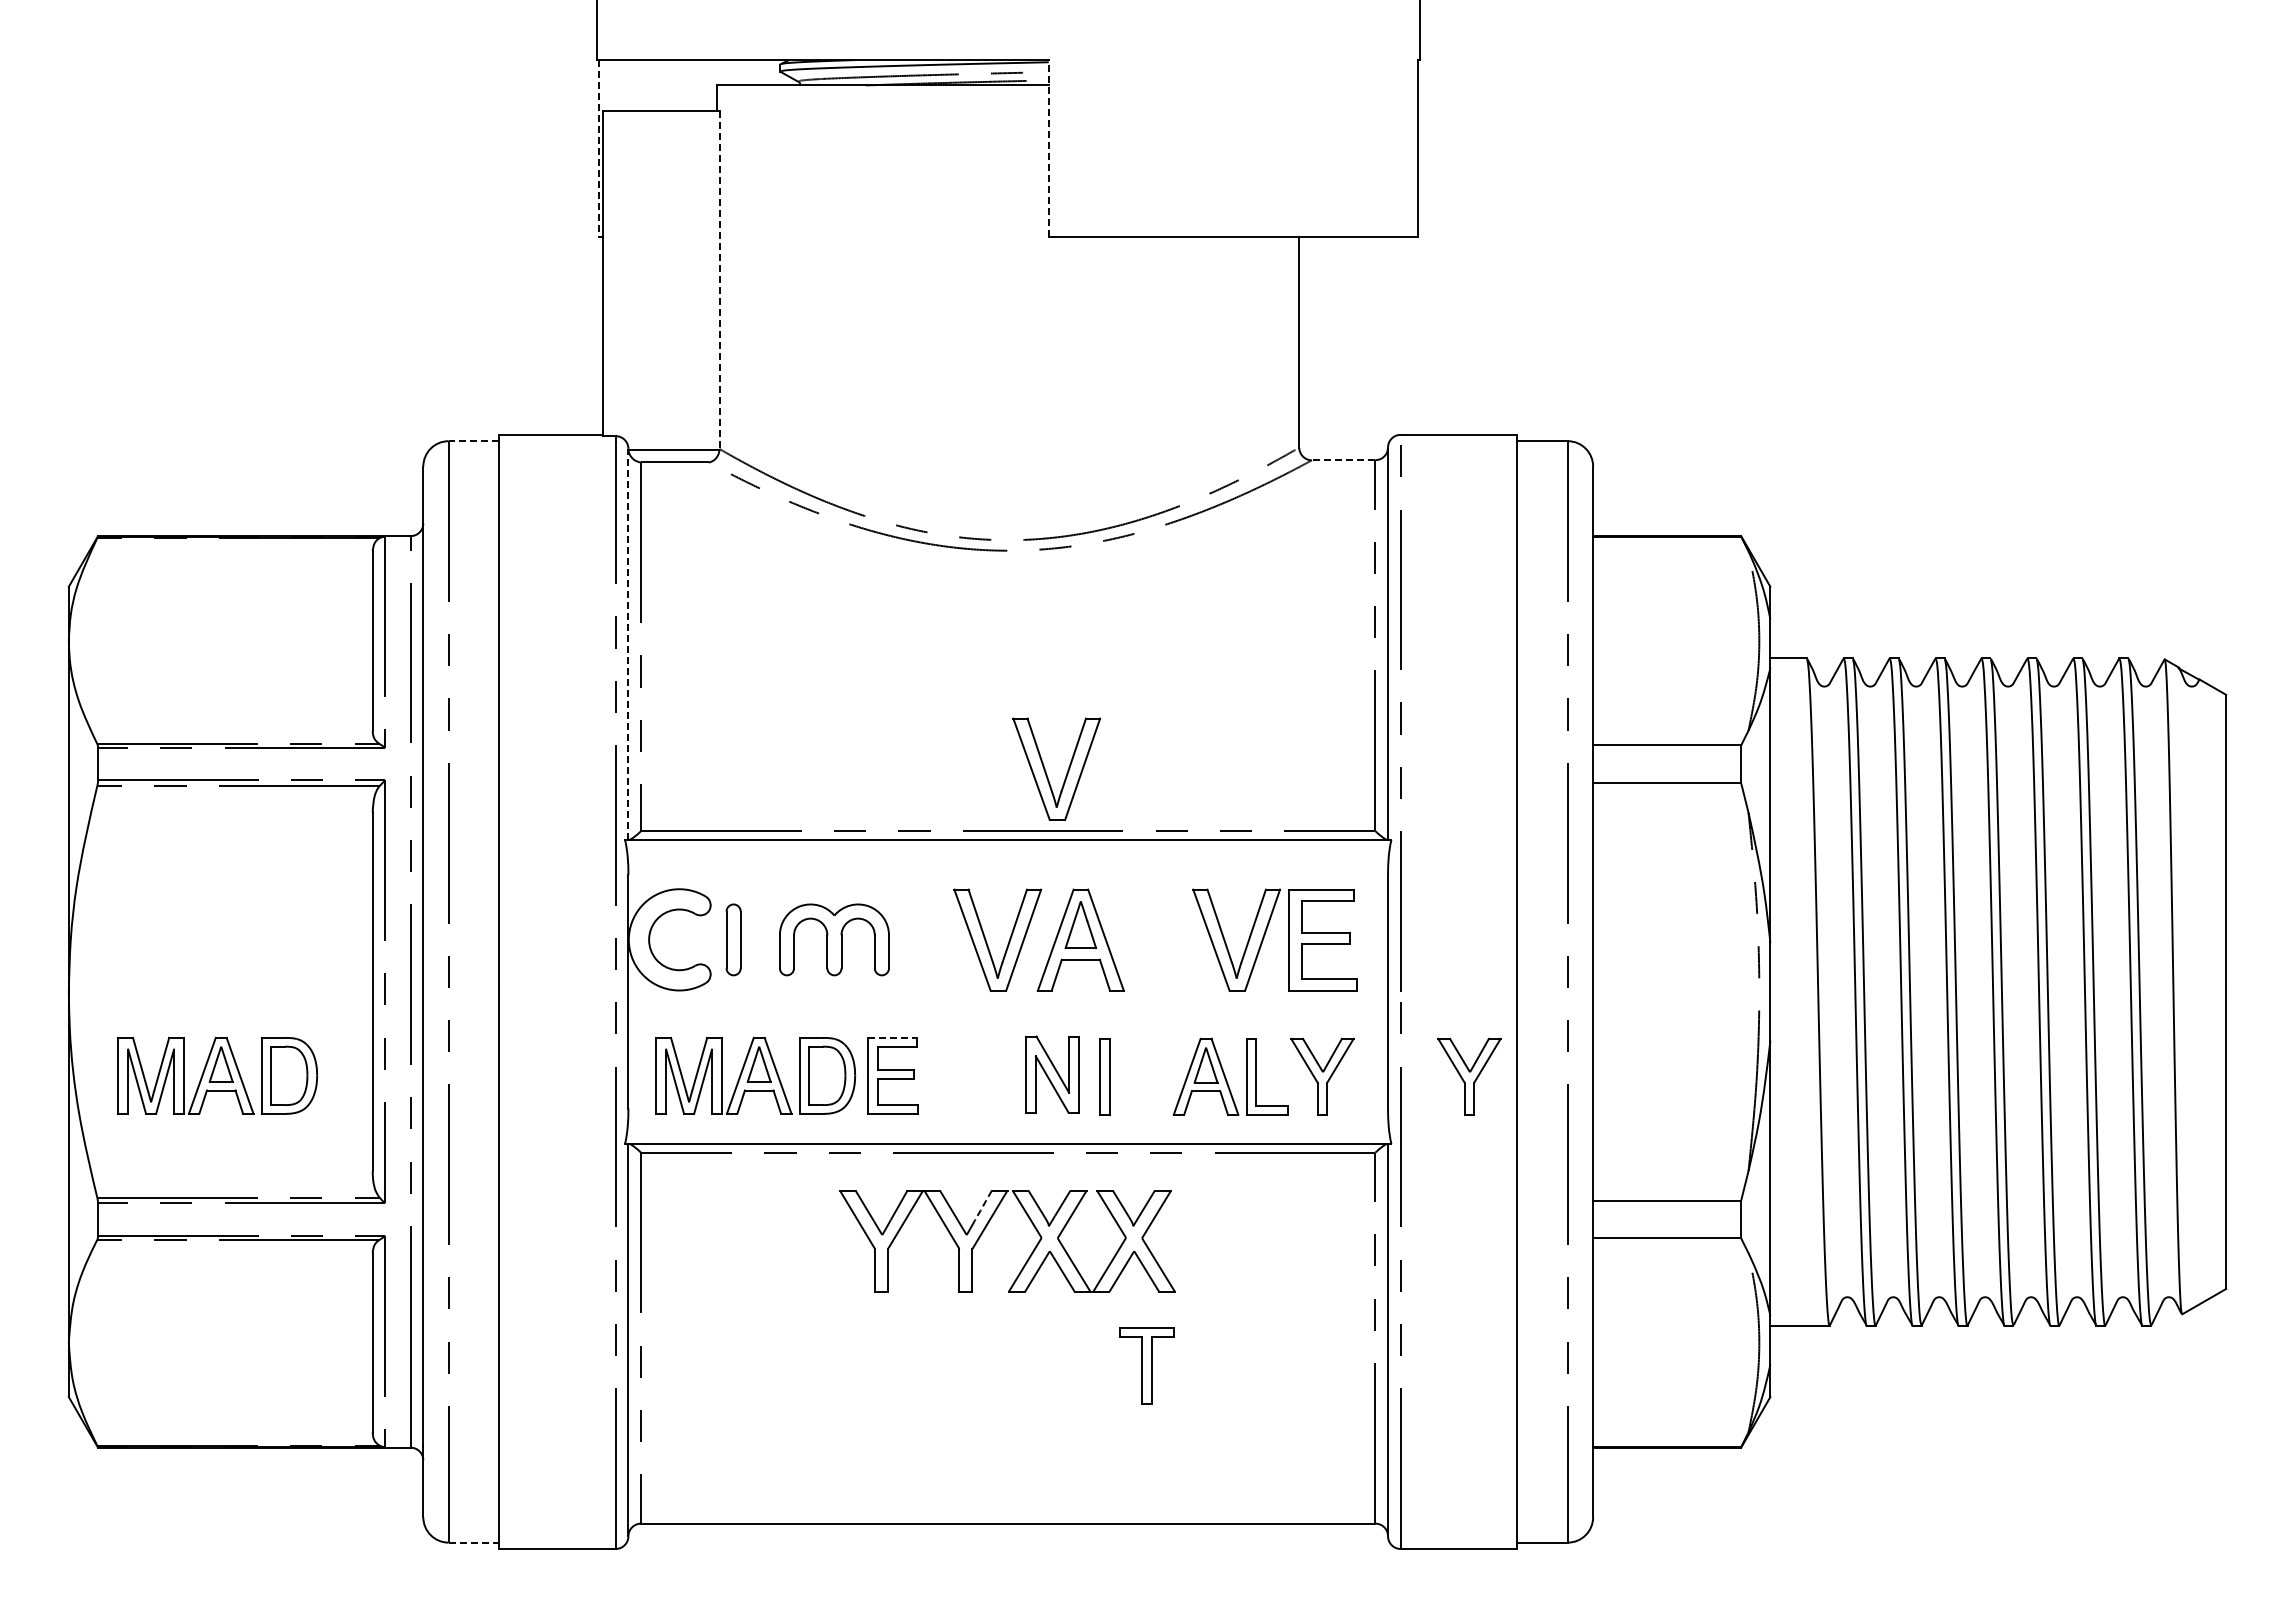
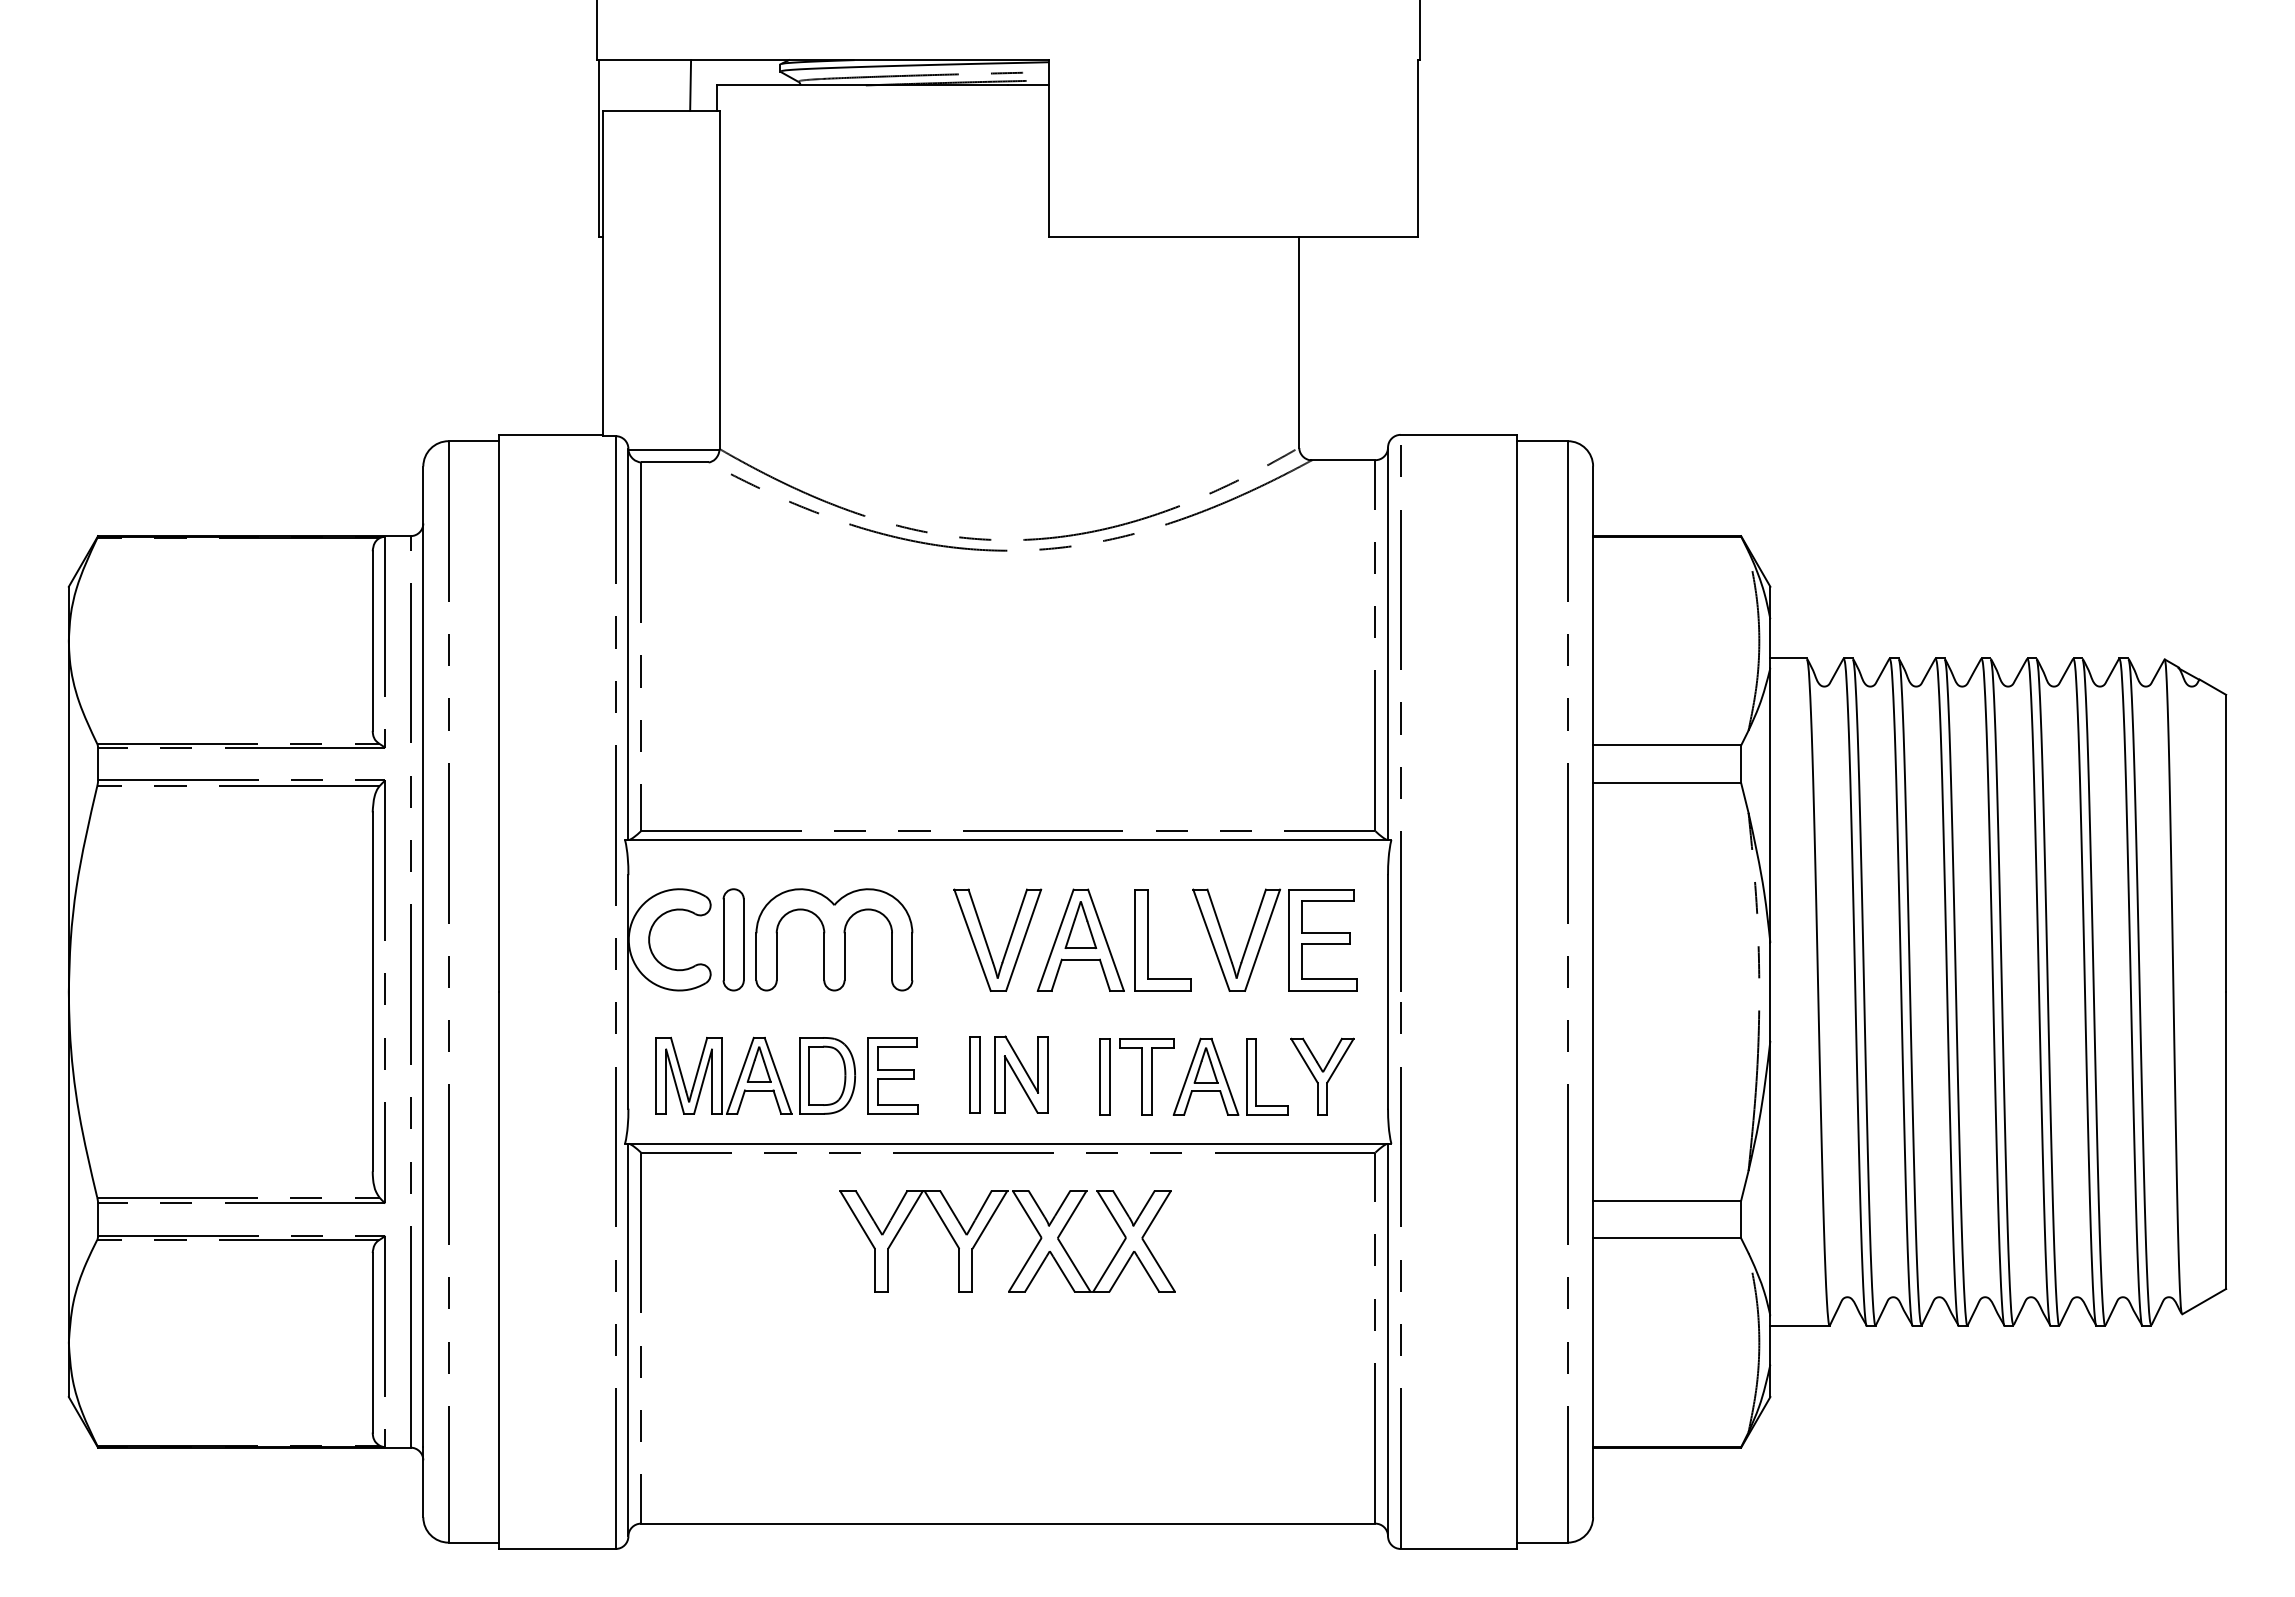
line: none -> present (690, 85)
line: dashed -> solid (598, 148)
line: dashed -> solid (1048, 148)
line: dashed -> solid (719, 280)
line: dashed -> solid (473, 441)
line: dashed -> solid (1343, 460)
line: dashed -> solid (628, 644)
part: present -> none (1046, 771)
part size: 17x74 px -> 23x104 px (733, 939)
part size: 111x74 px -> 159x104 px (834, 939)
part: none -> present (1148, 940)
line: dashed -> solid (892, 1037)
part: none -> present (974, 1074)
part position: (1052, 1074) -> (1021, 1074) (1021, 1074)
part: present -> none (217, 1075)
part: present -> none (1469, 1076)
line: dashed -> solid (983, 1205)
part position: (1146, 1365) -> (1146, 1076) (1146, 1076)
line: dashed -> solid (474, 1542)
